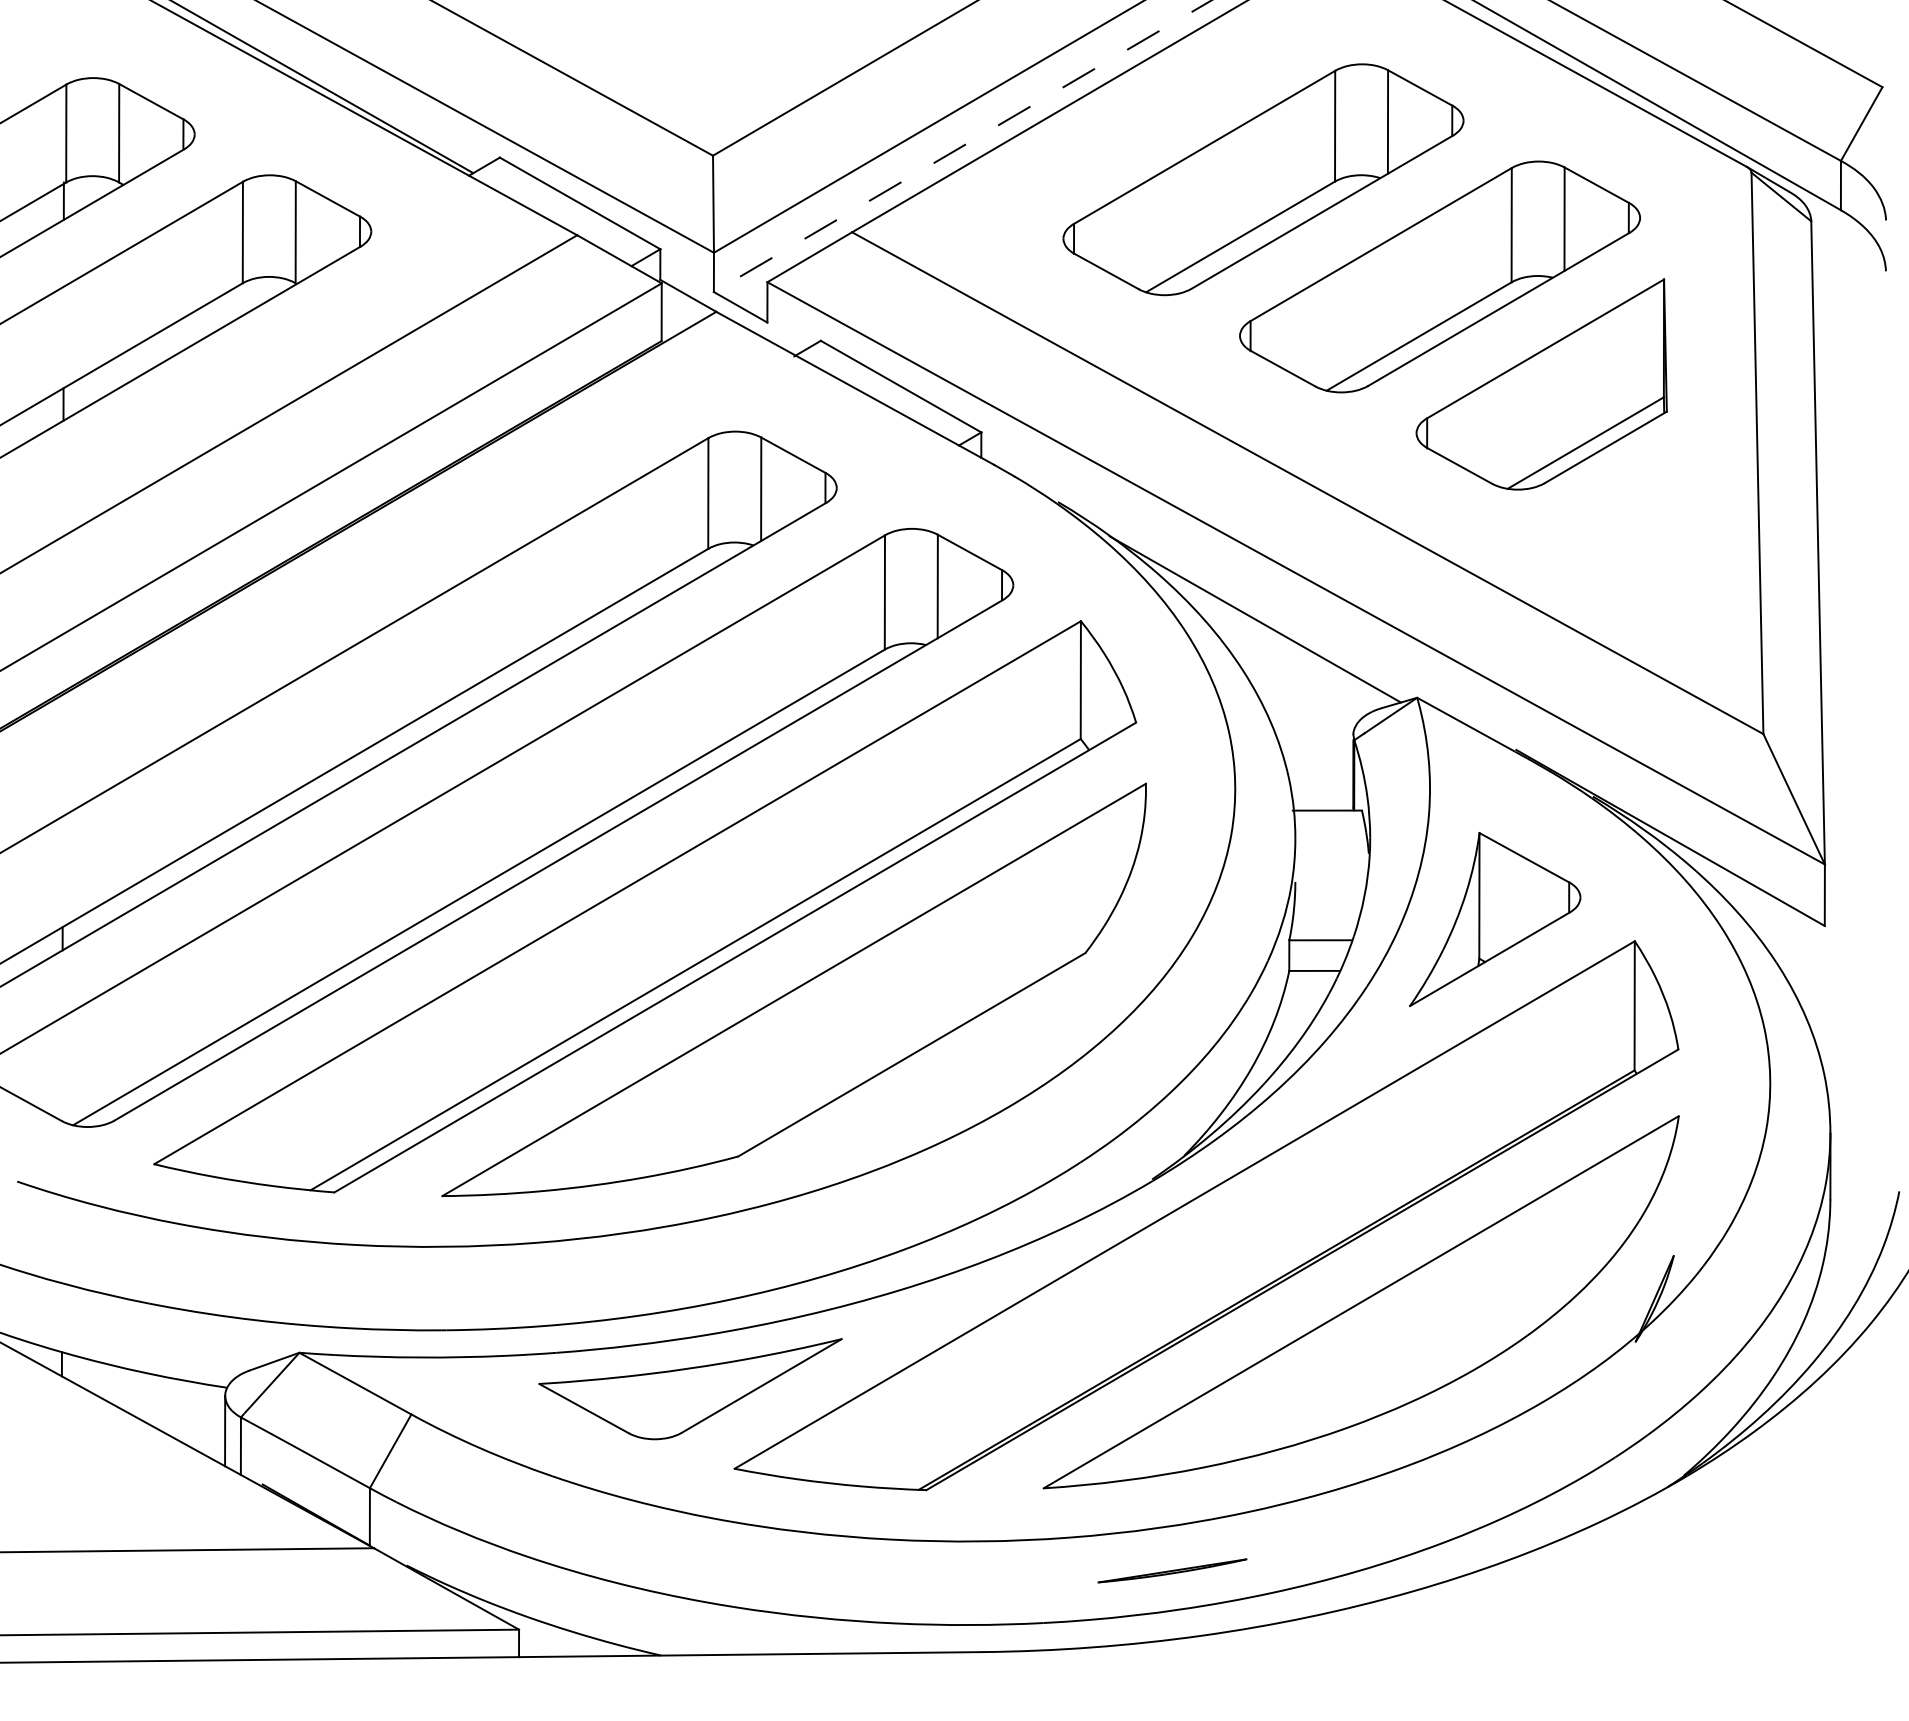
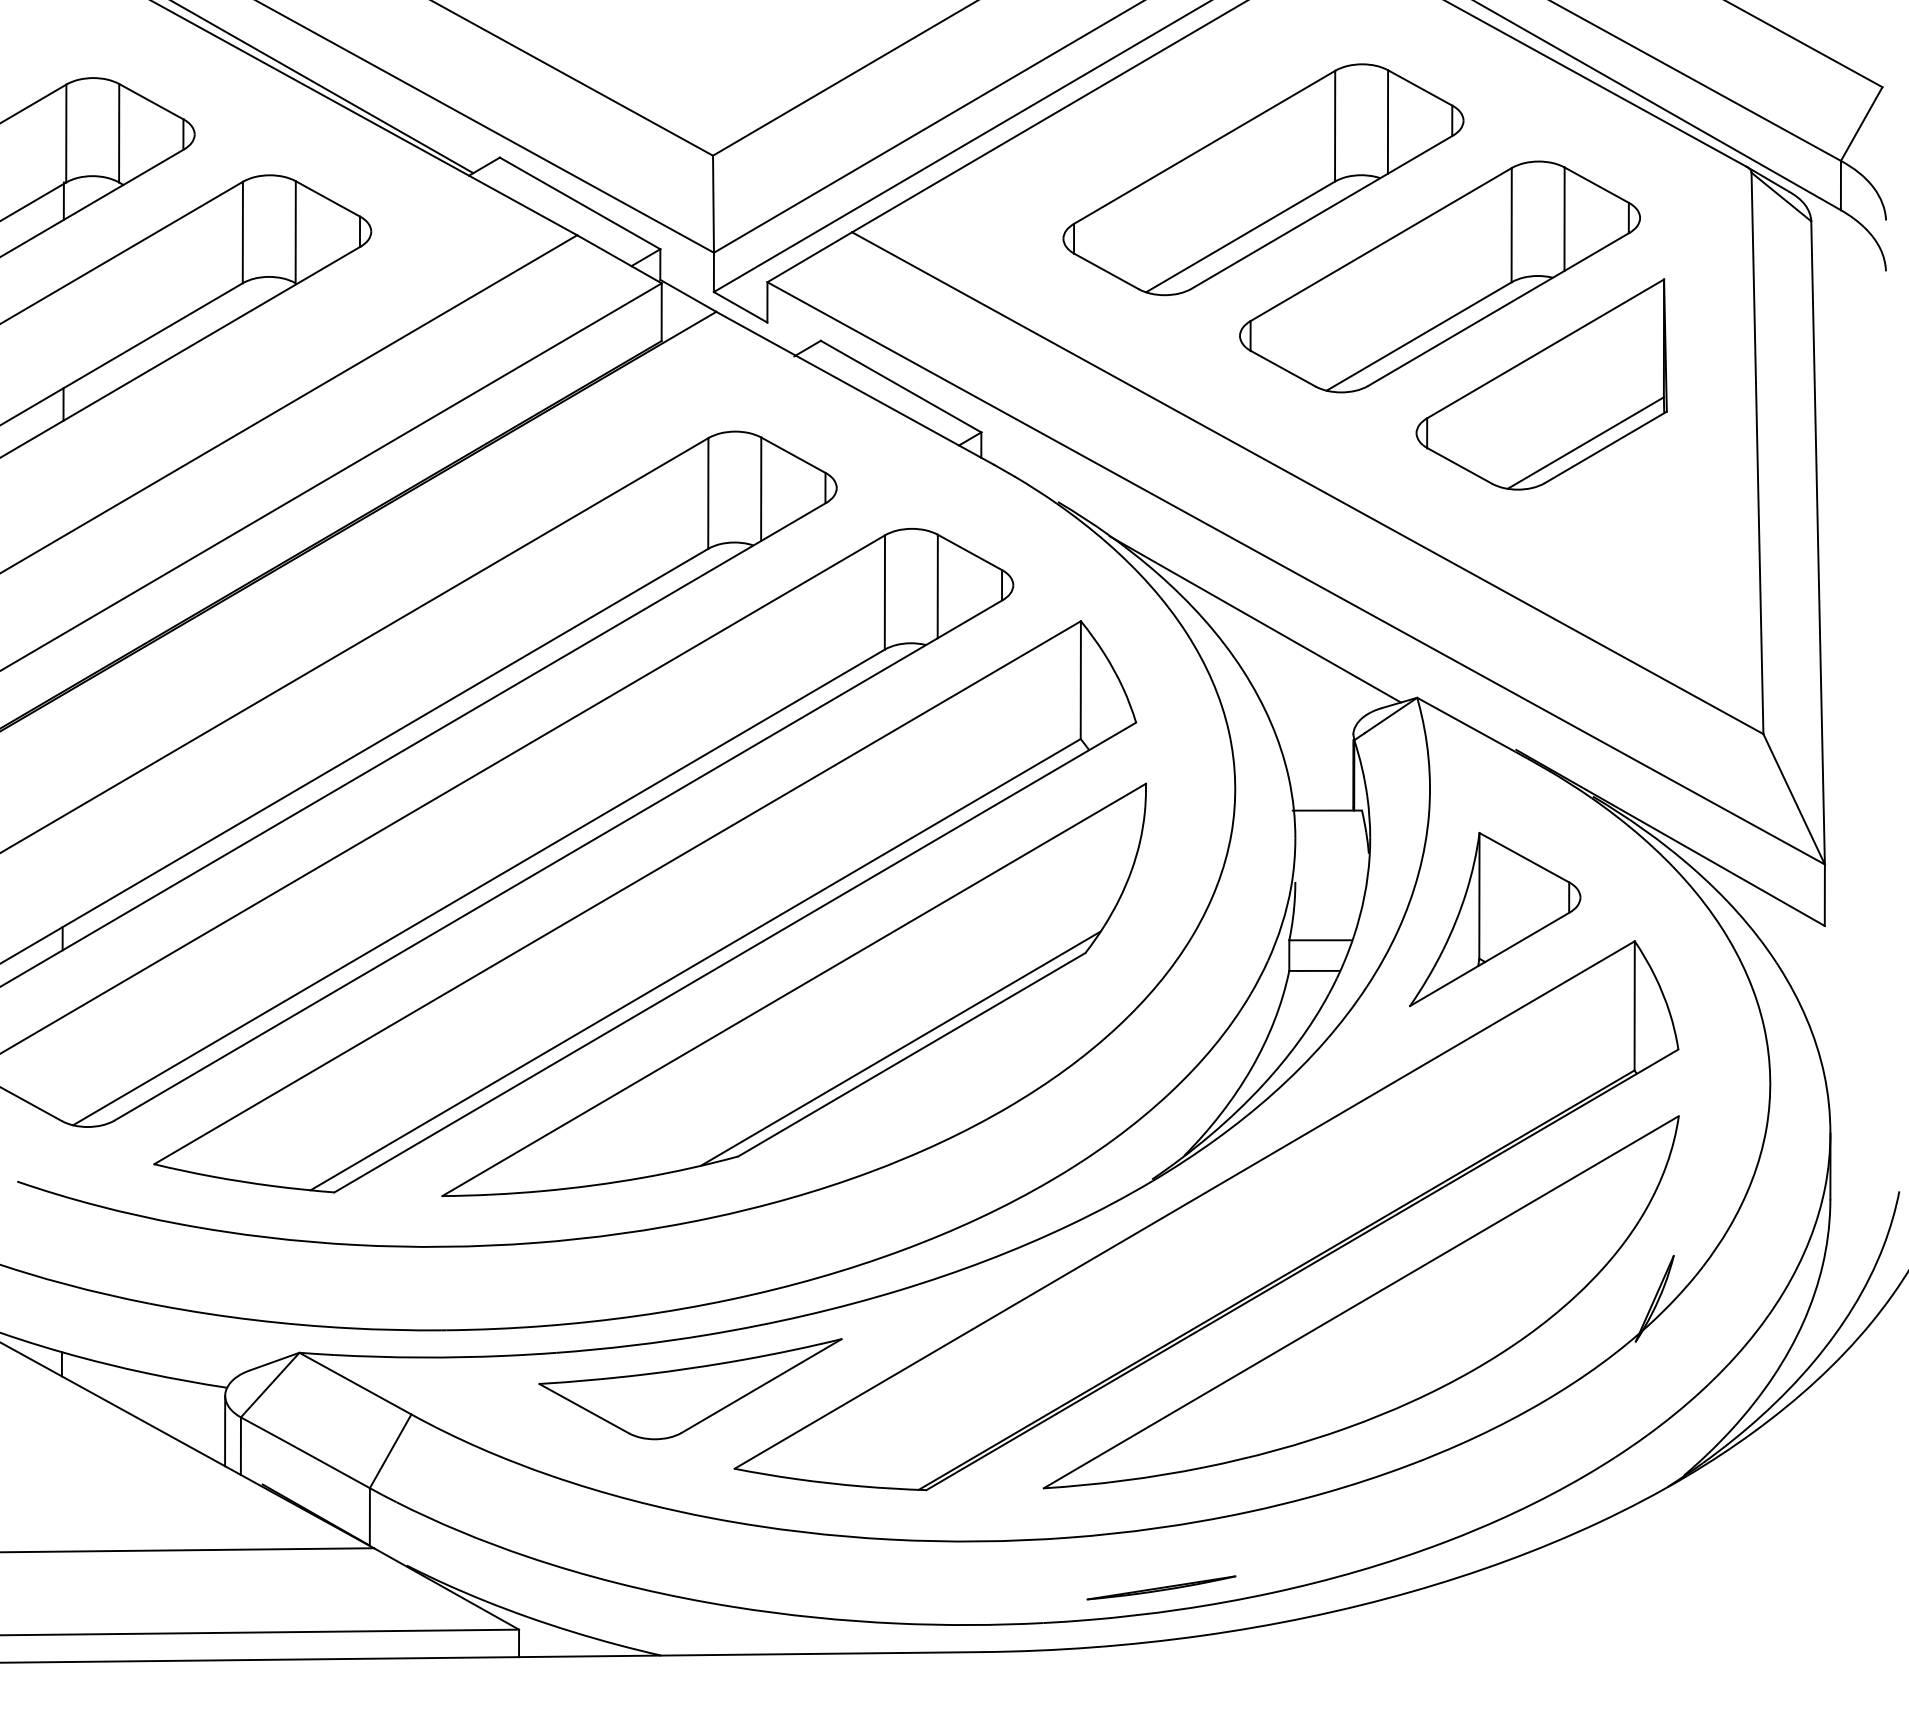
line: dashed -> solid (962, 146)
line: none -> present (900, 1048)
part position: (1172, 1570) -> (1161, 1587) (1161, 1587)
